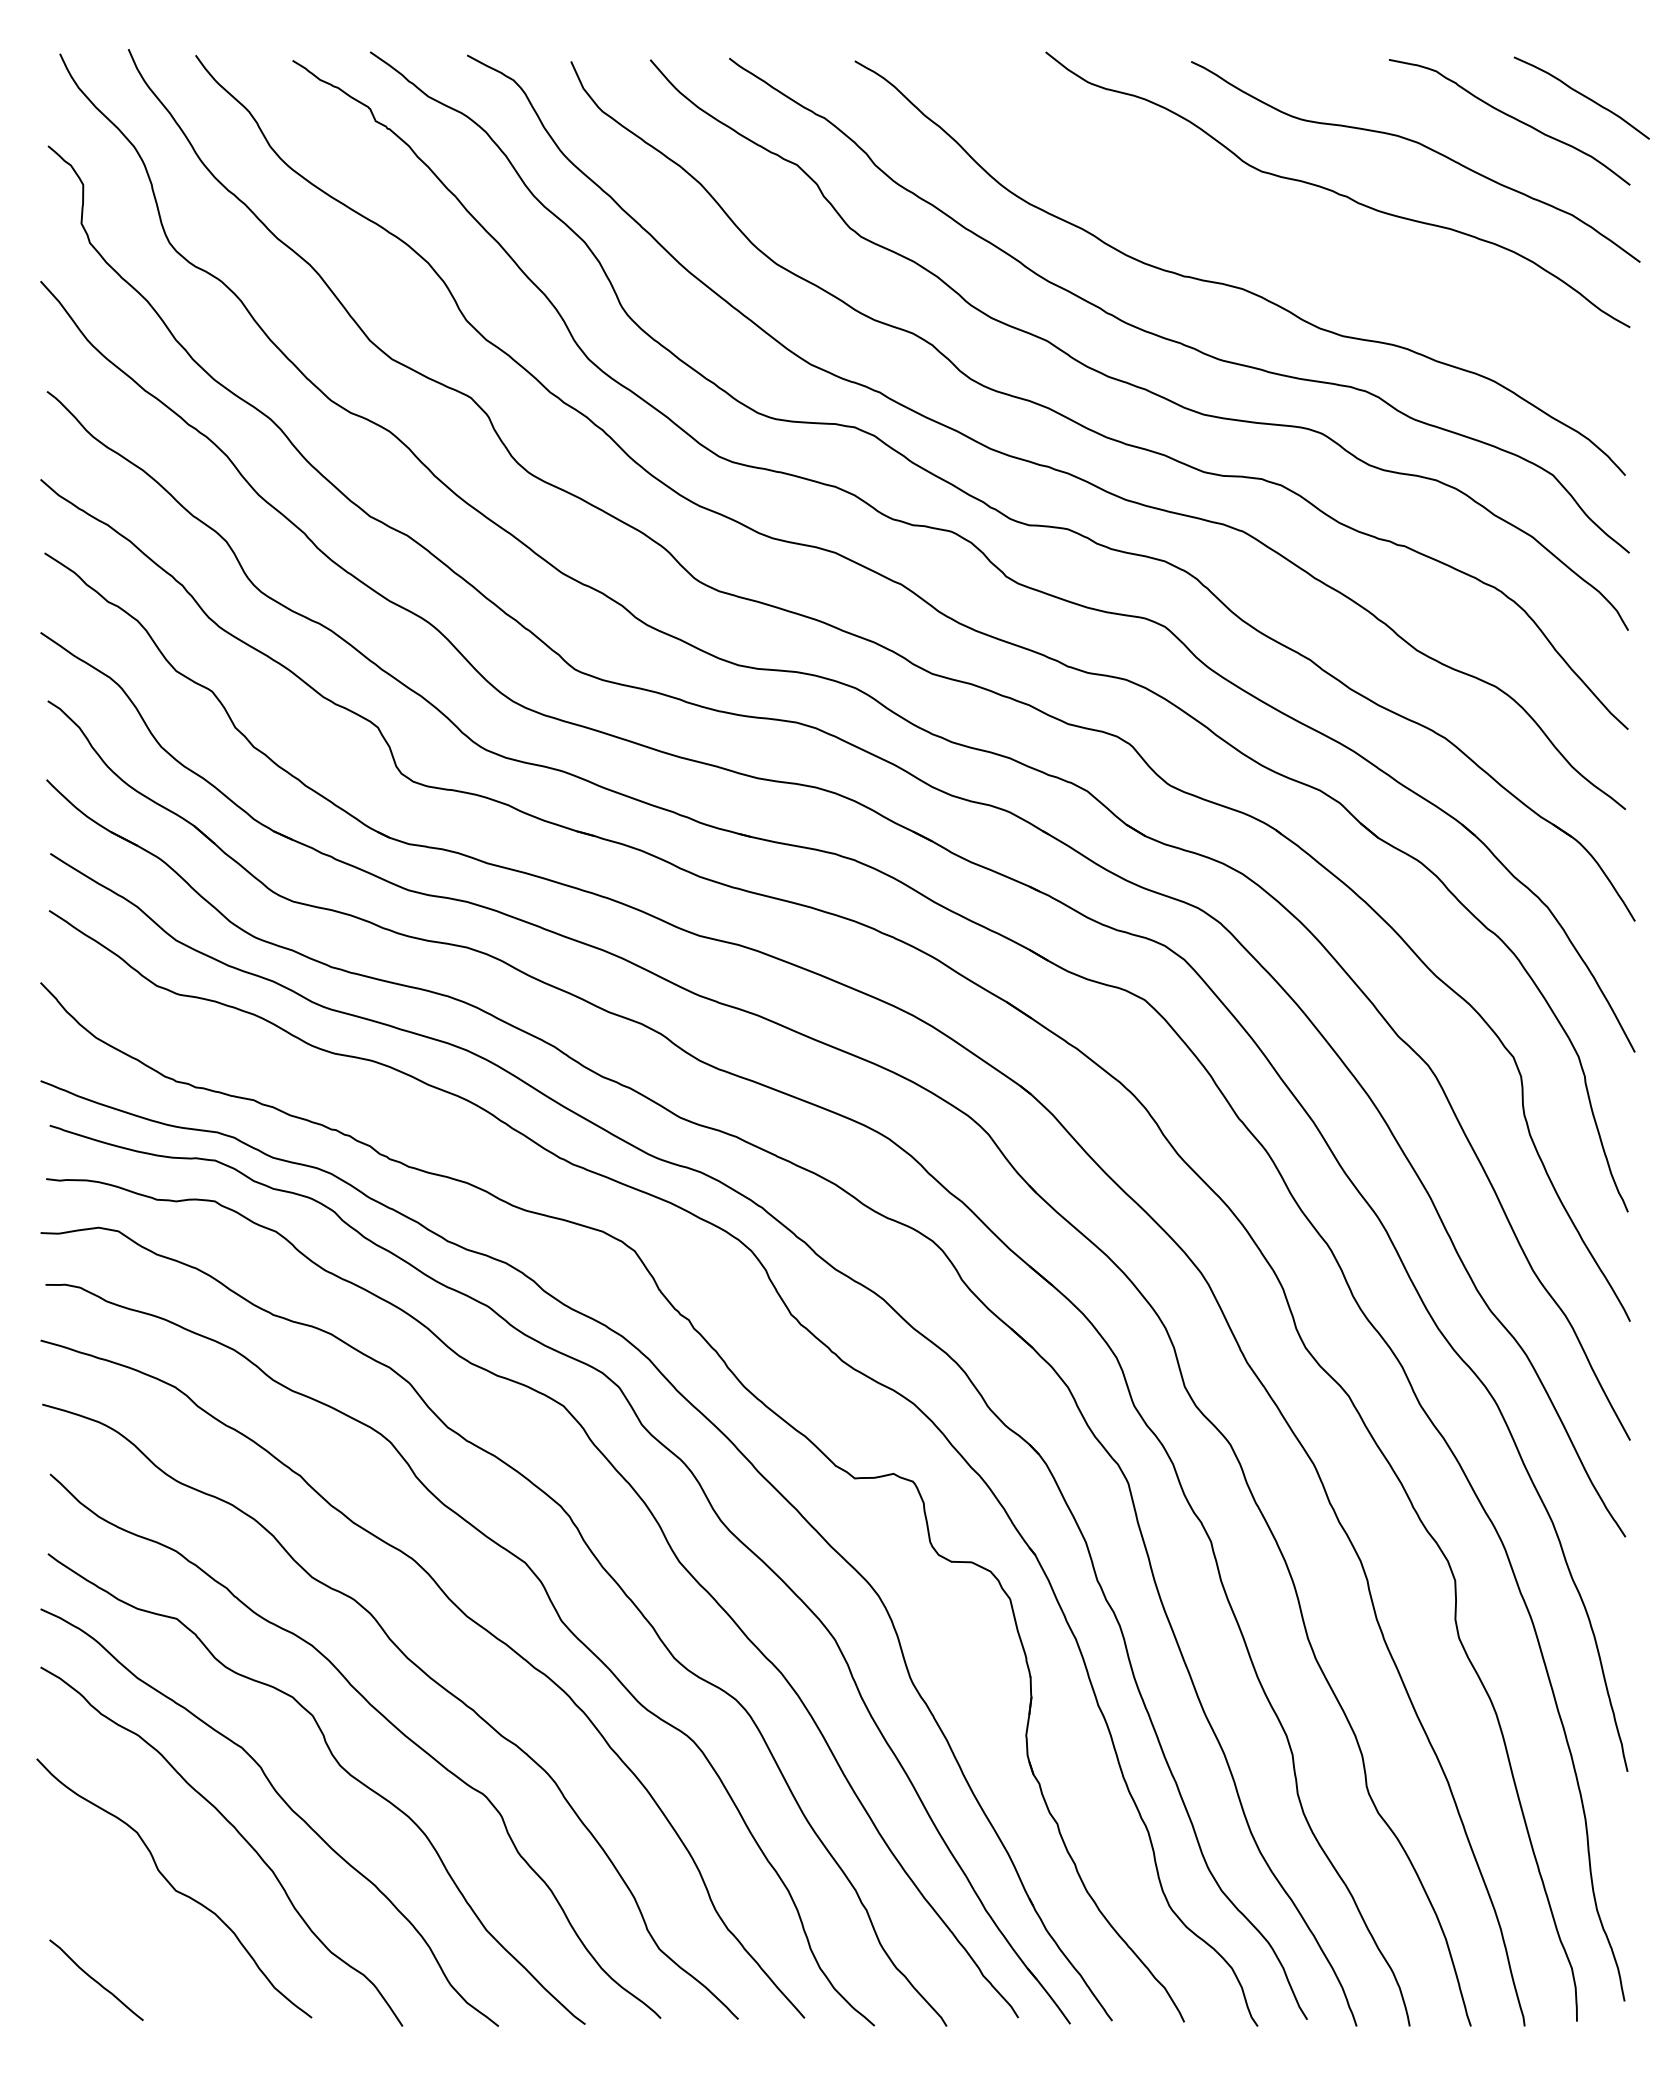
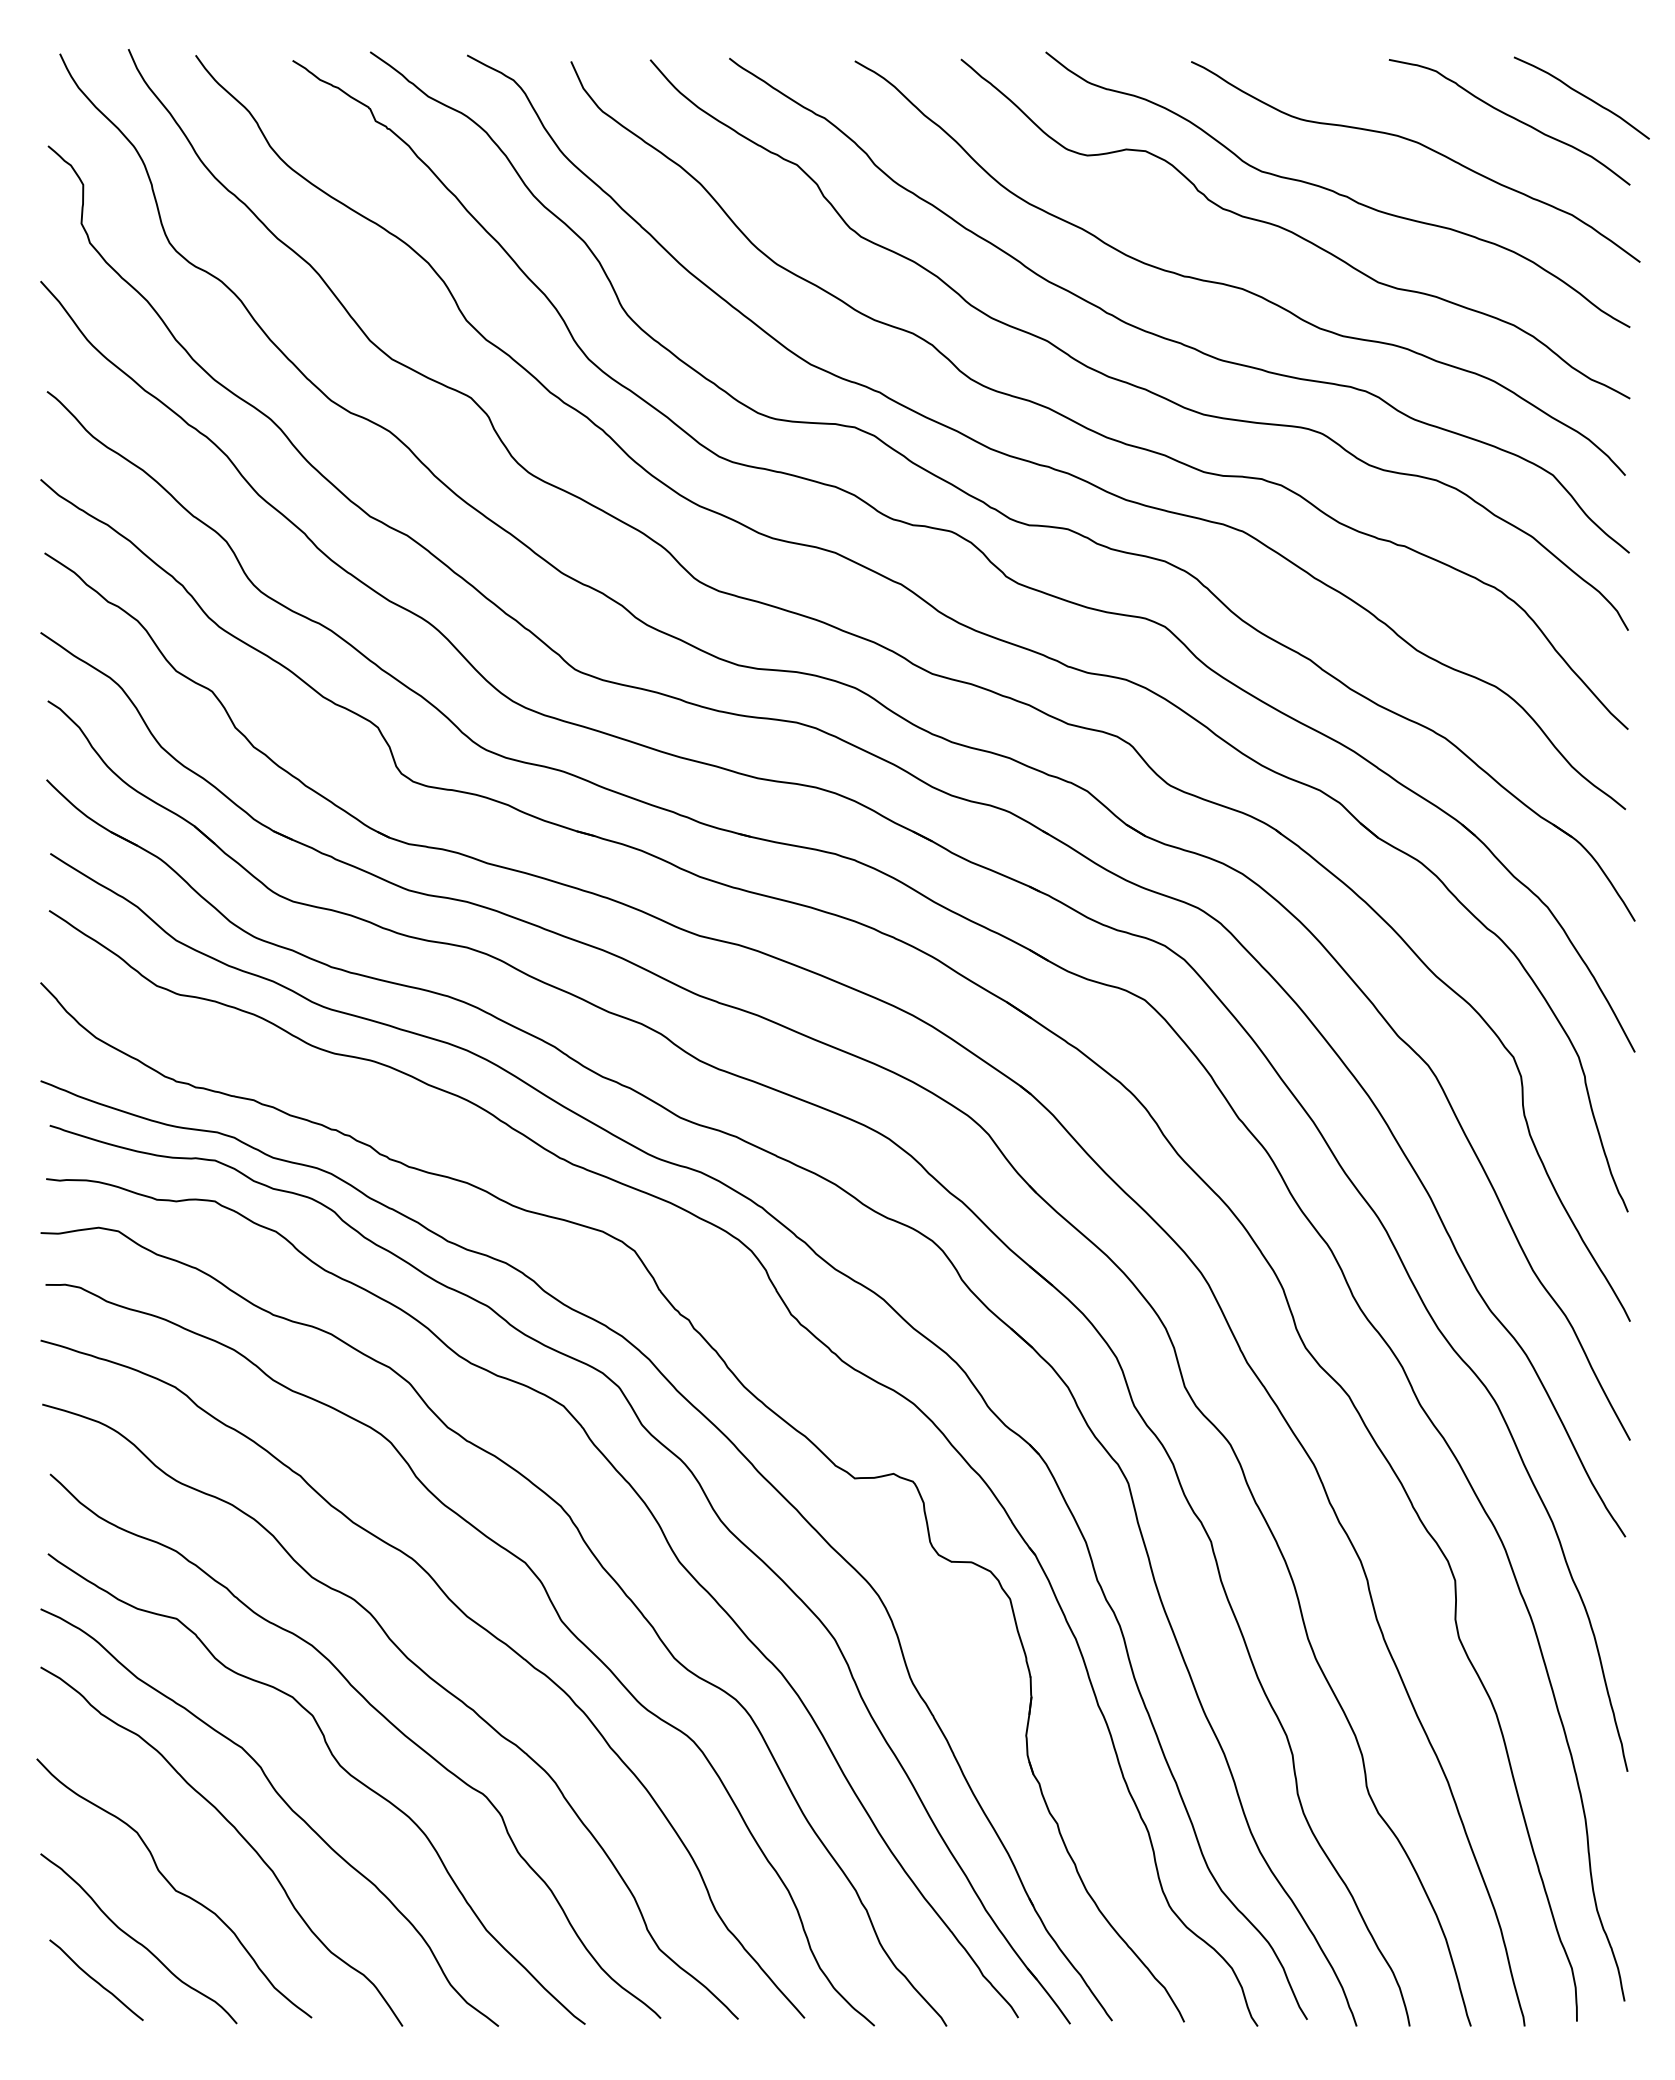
curve: none -> present (1294, 232)
curve: none -> present (137, 1940)
